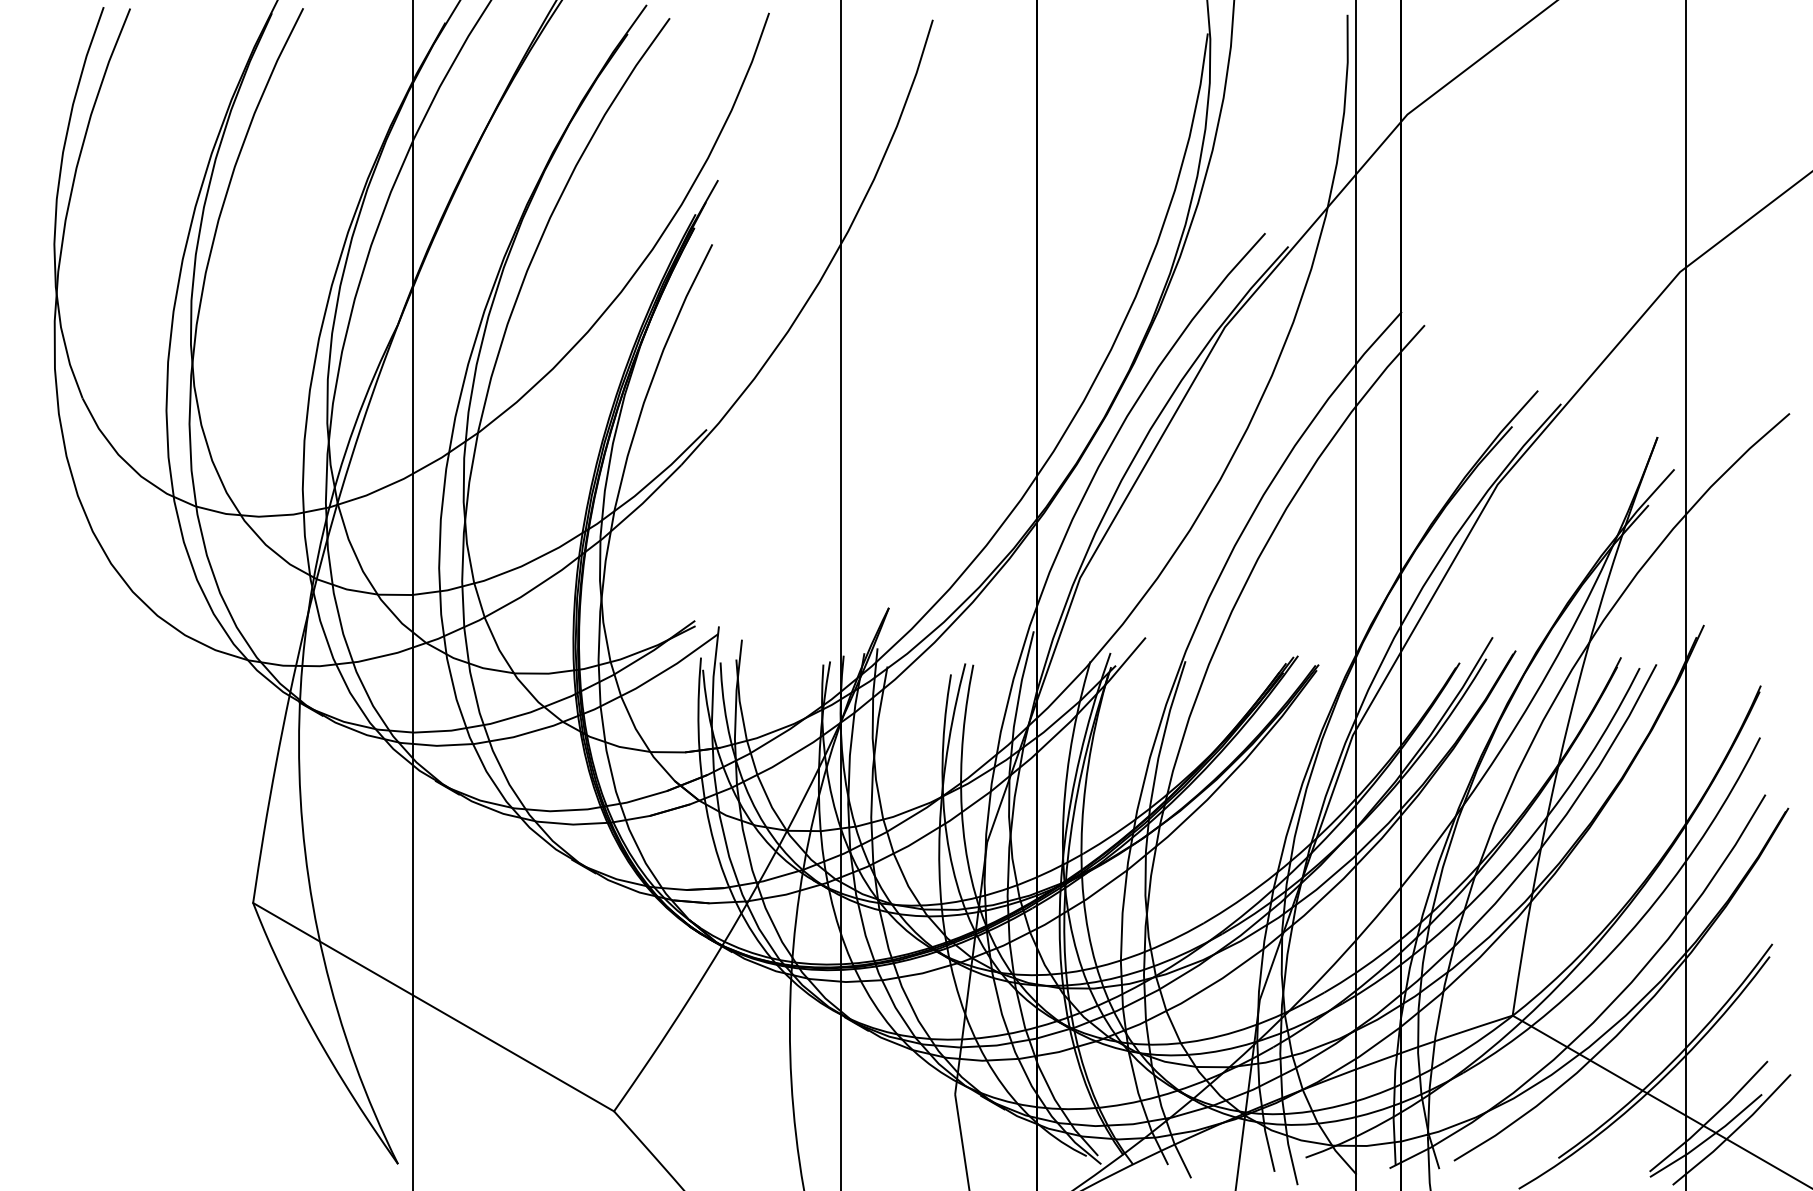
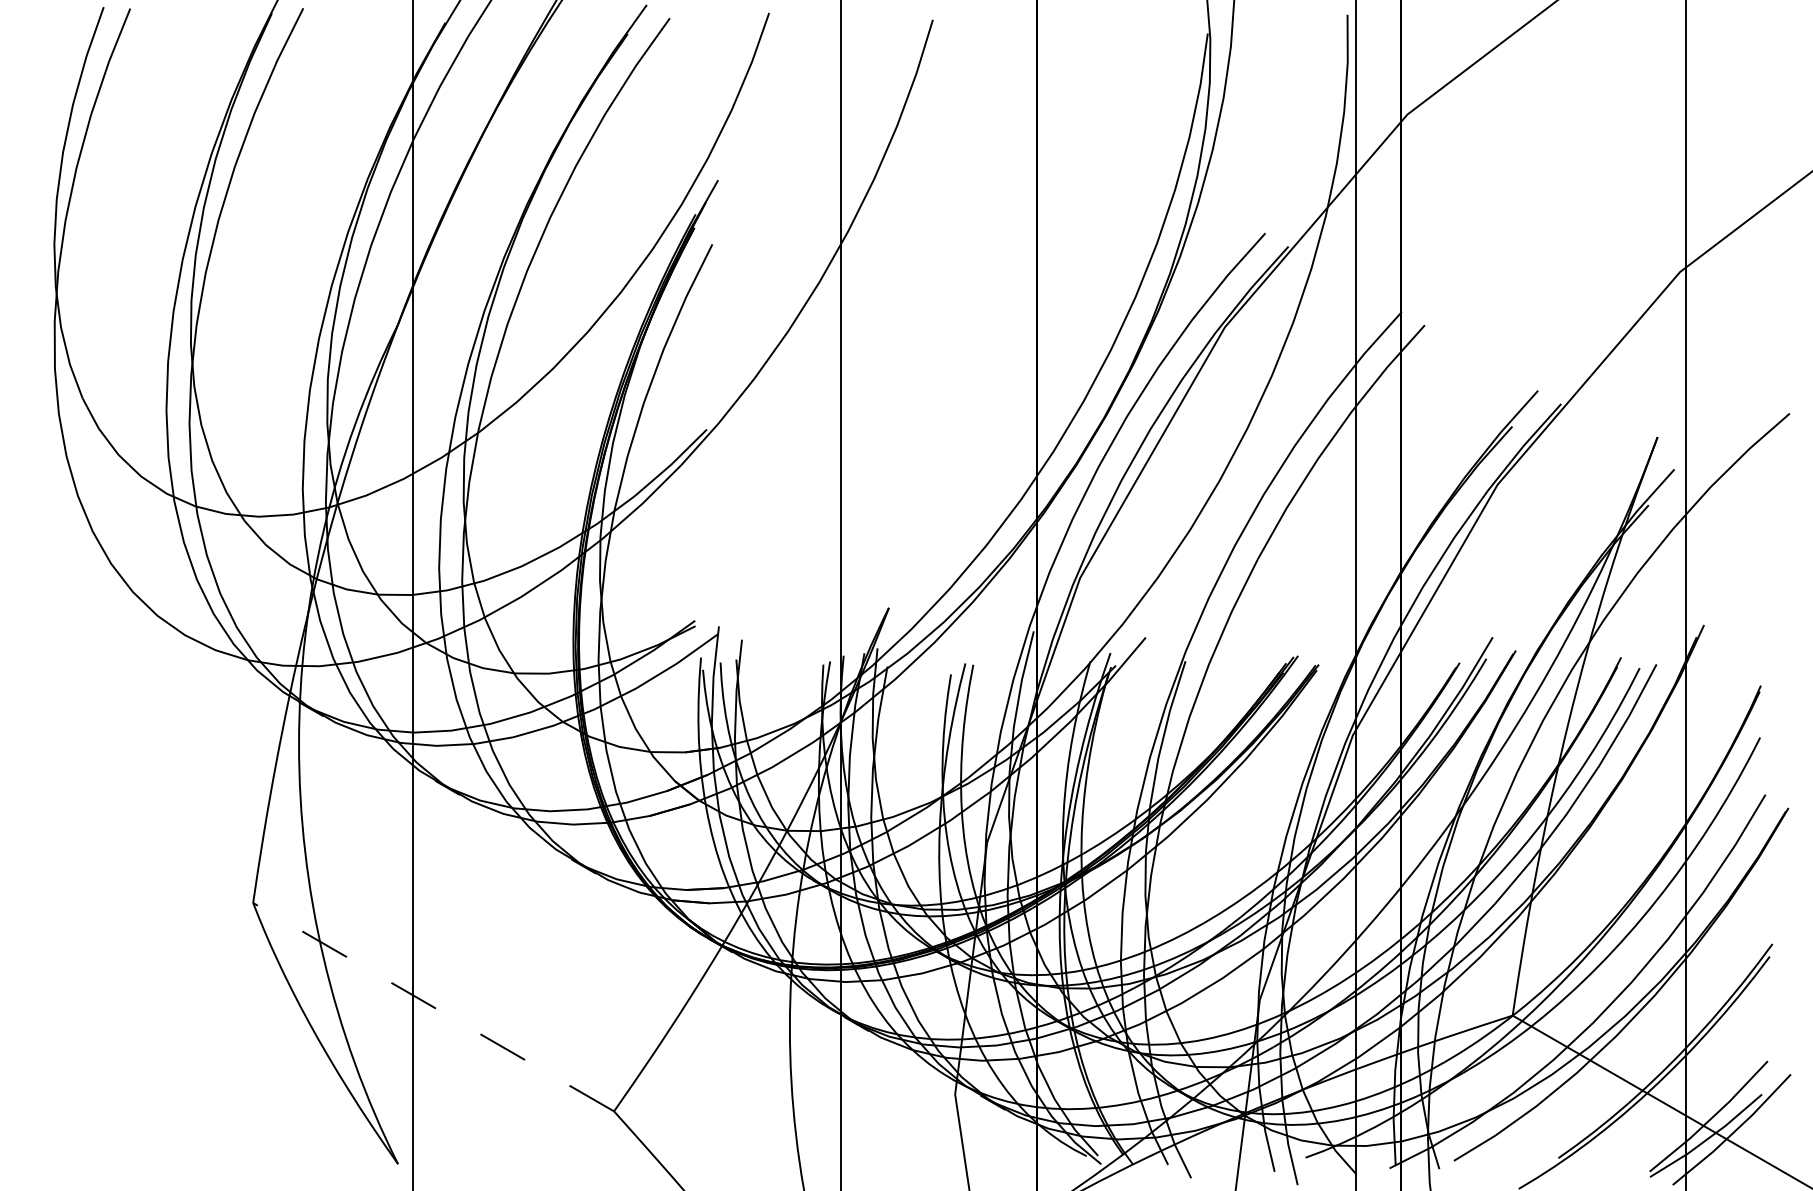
line: solid -> dashed (433, 1006)
